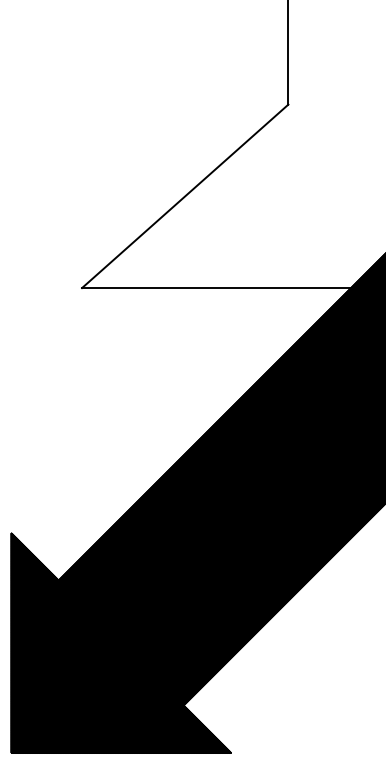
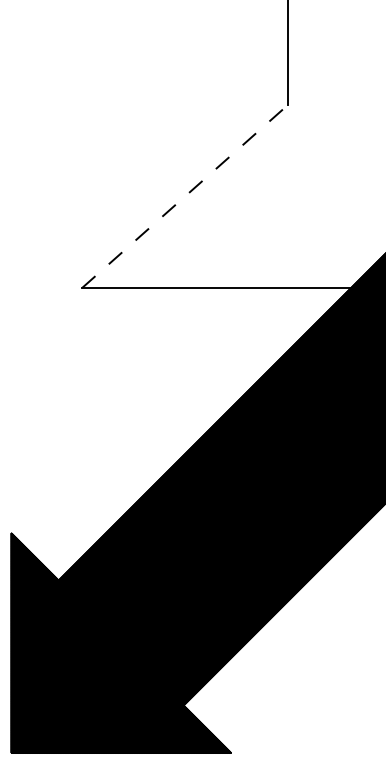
line: solid -> dashed (185, 196)
